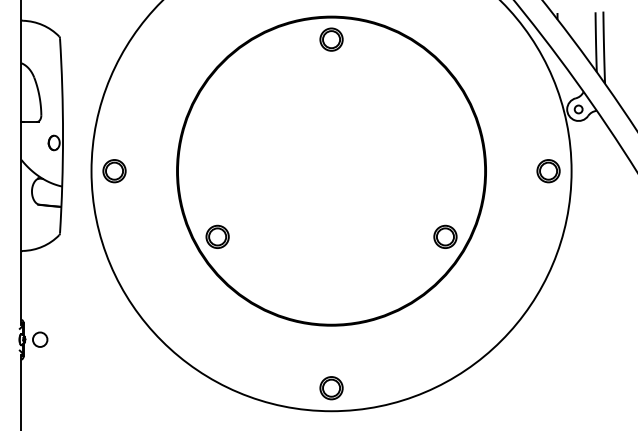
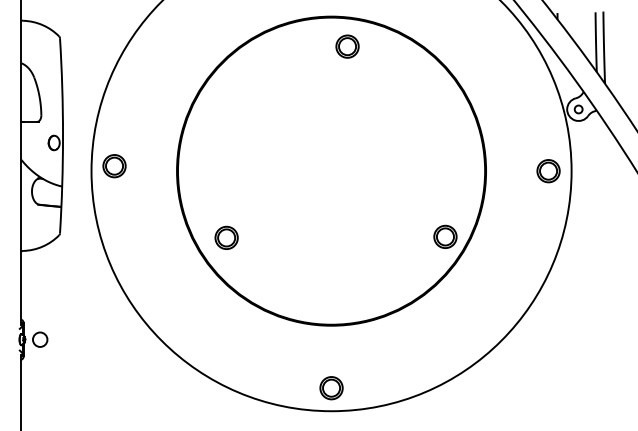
part position: (331, 39) -> (347, 46) (347, 46)
part position: (114, 171) -> (114, 166) (114, 166)
part position: (217, 236) -> (226, 237) (226, 237)
